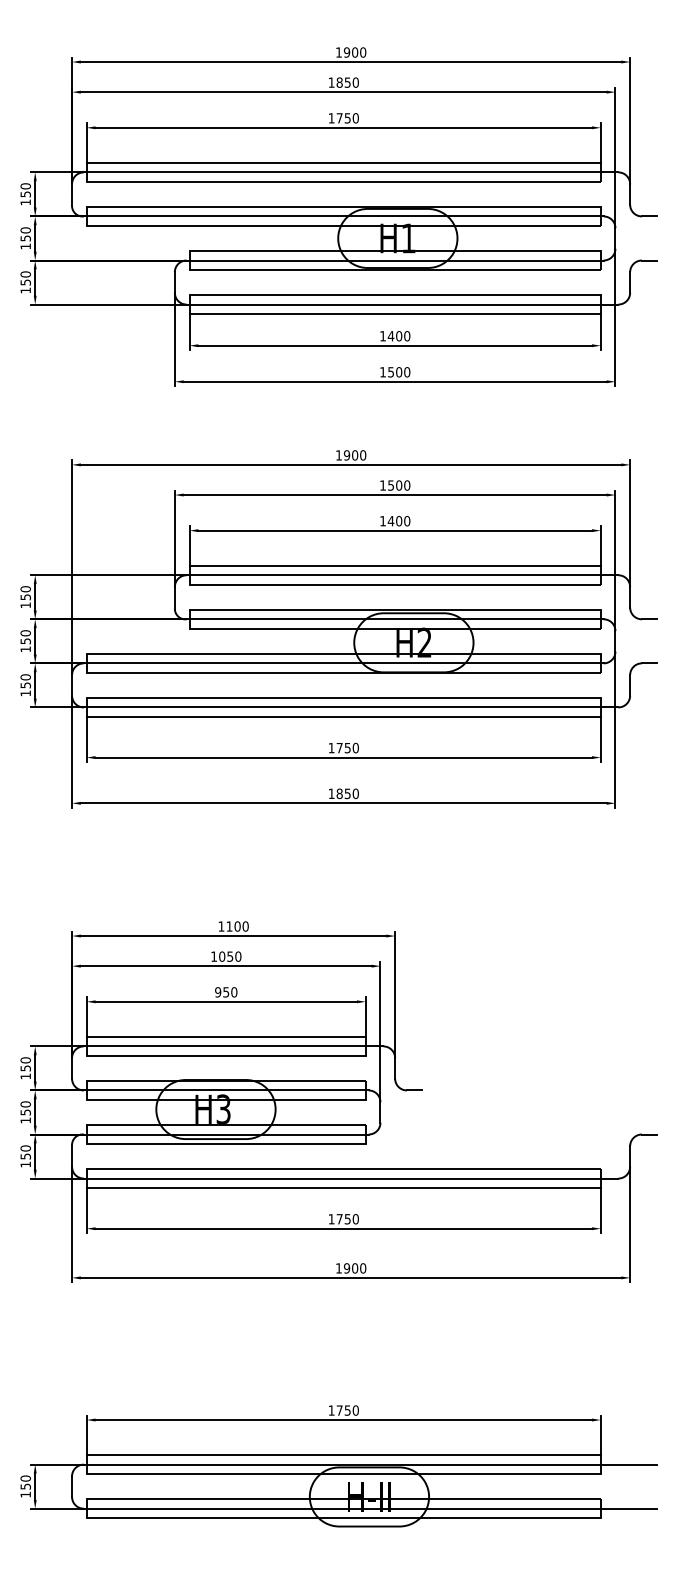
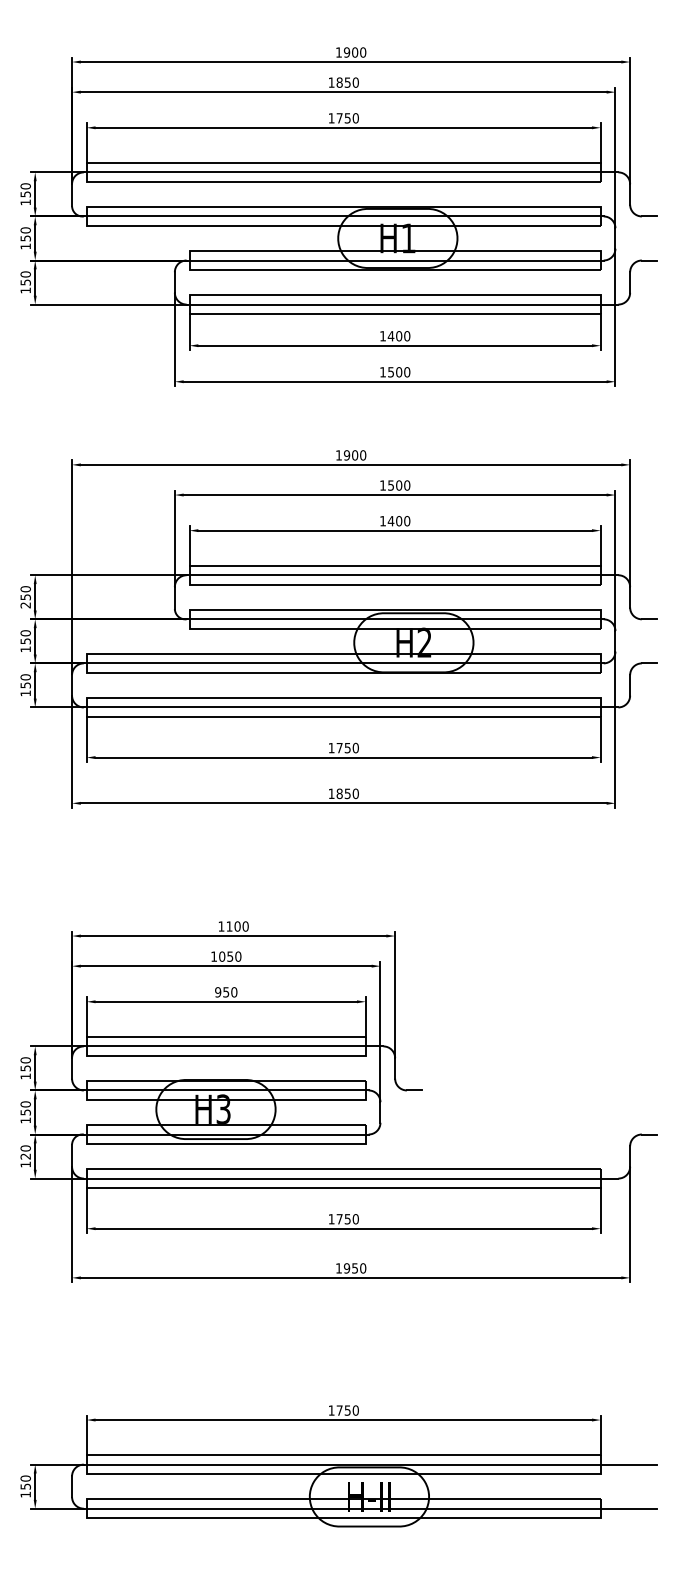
text: 150 -> 250 (25, 605)
text: 150 -> 120 (25, 1156)
text: 1900 -> 1950 (355, 1268)
